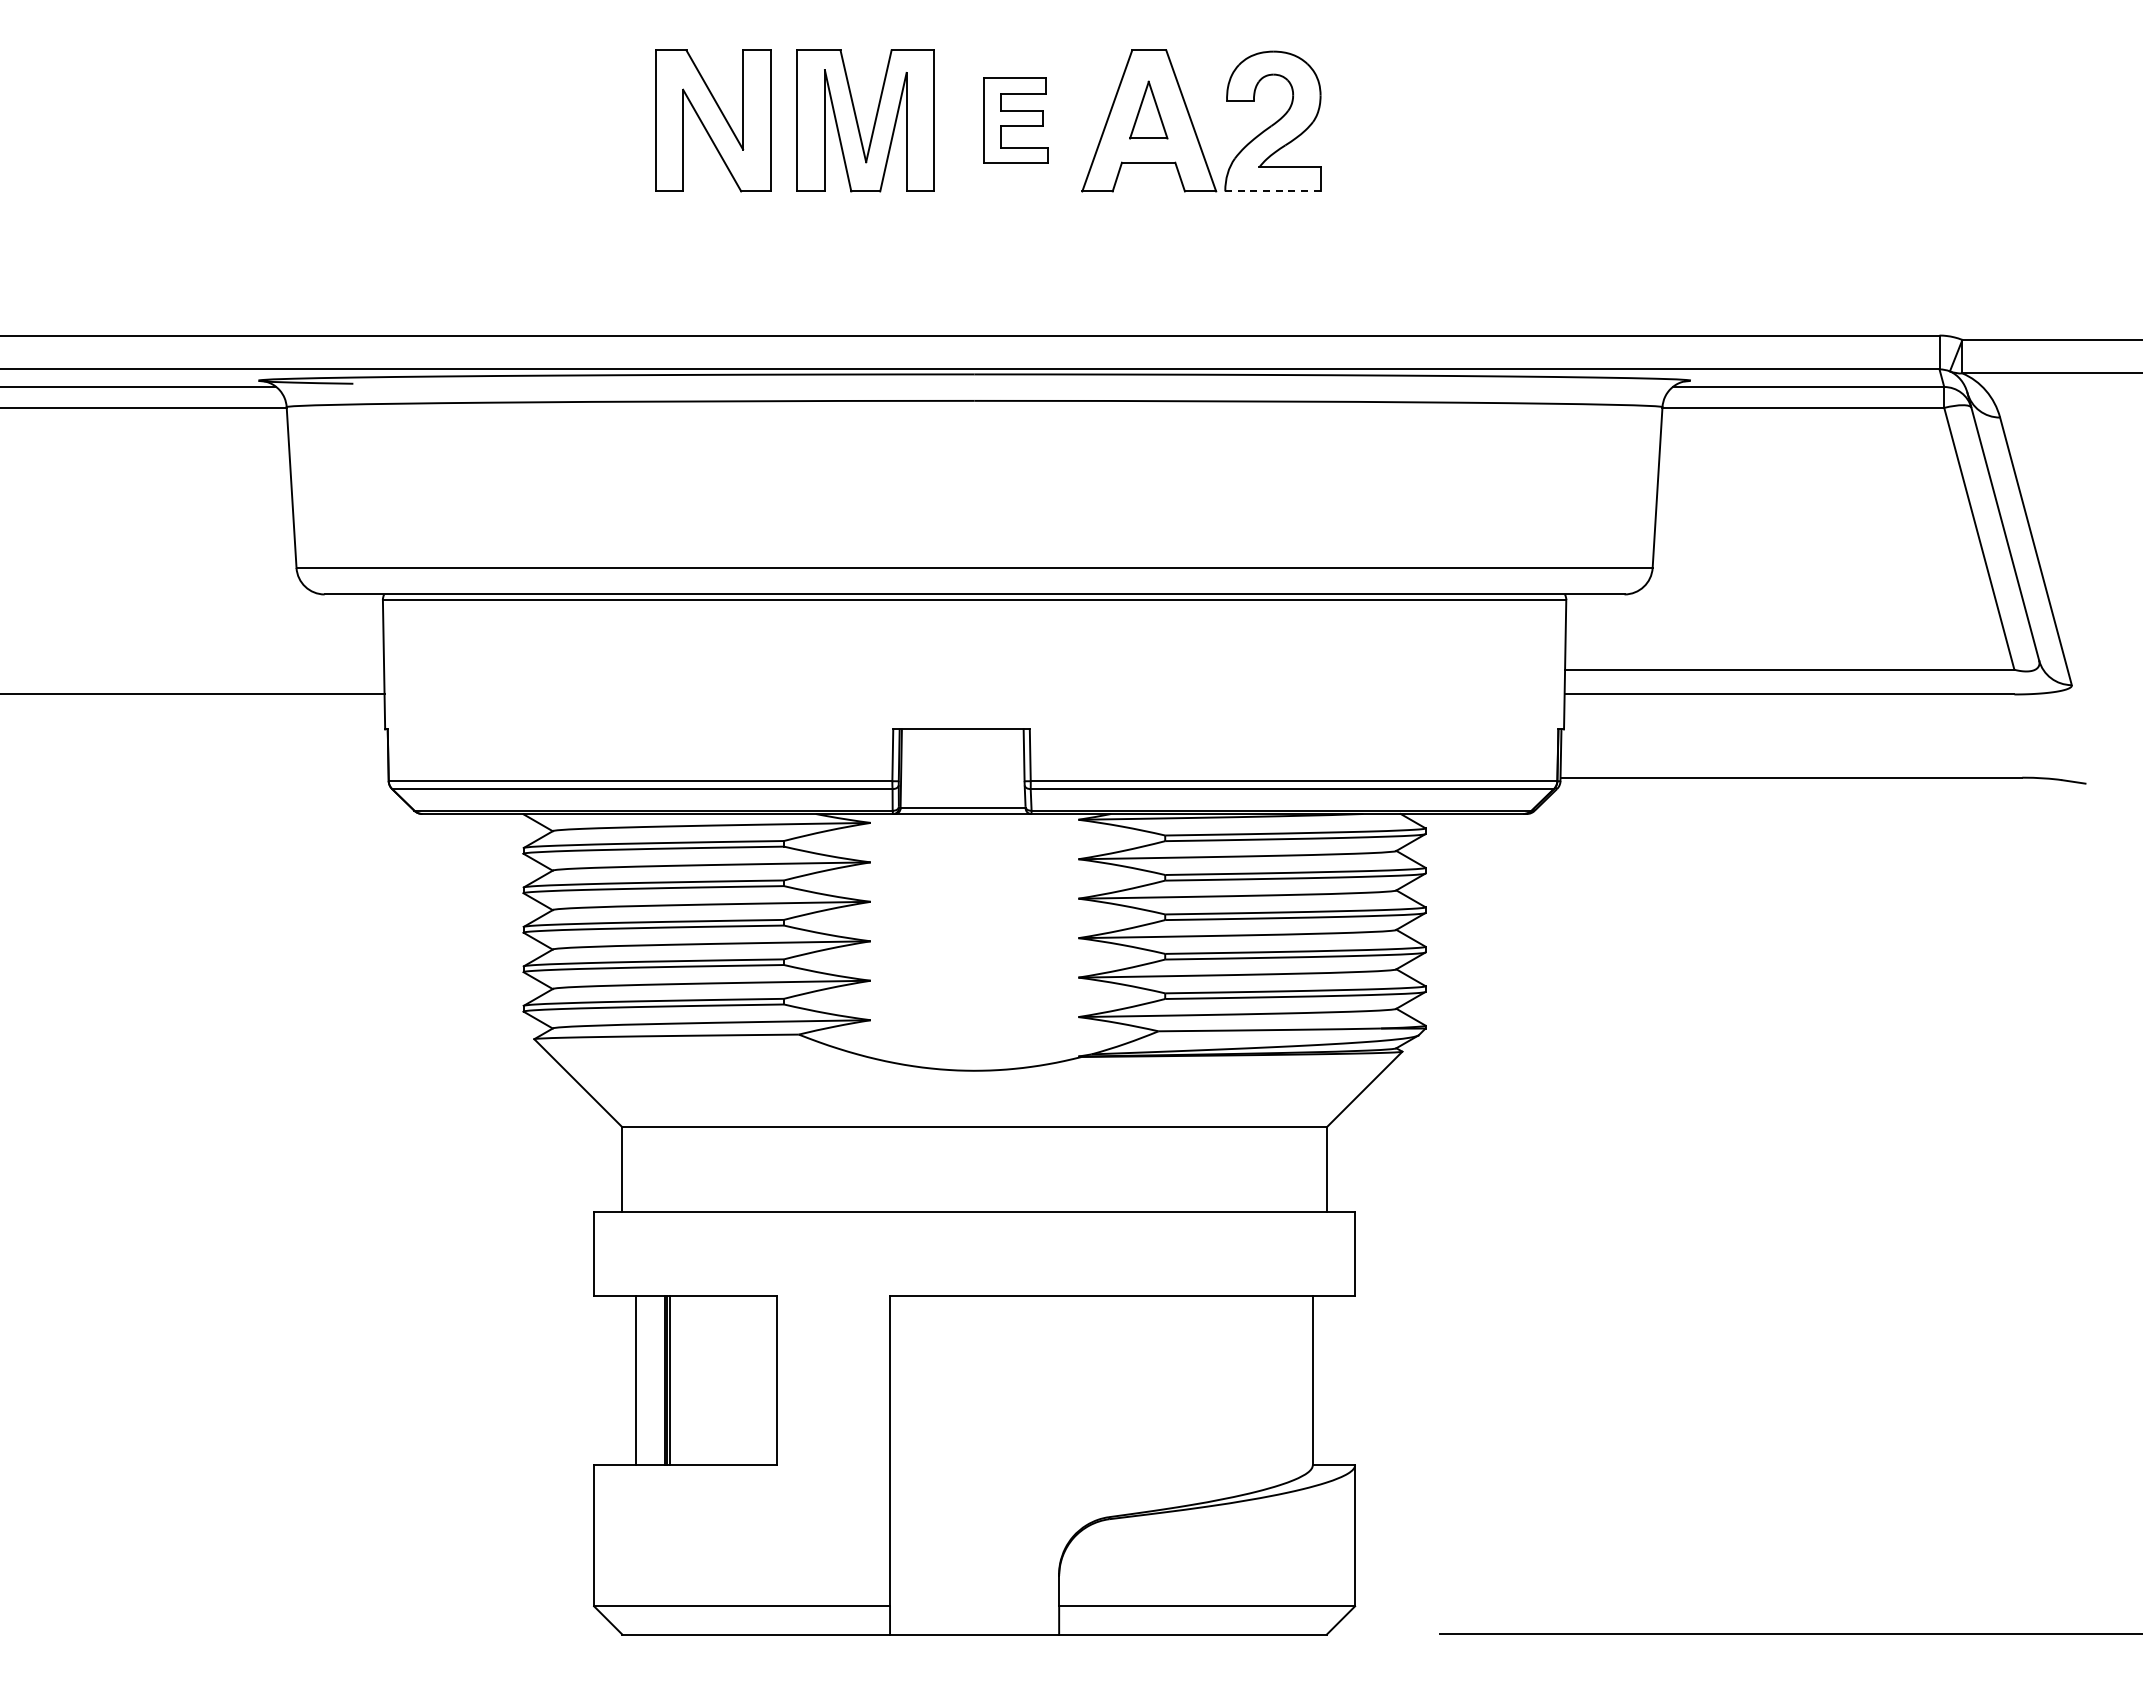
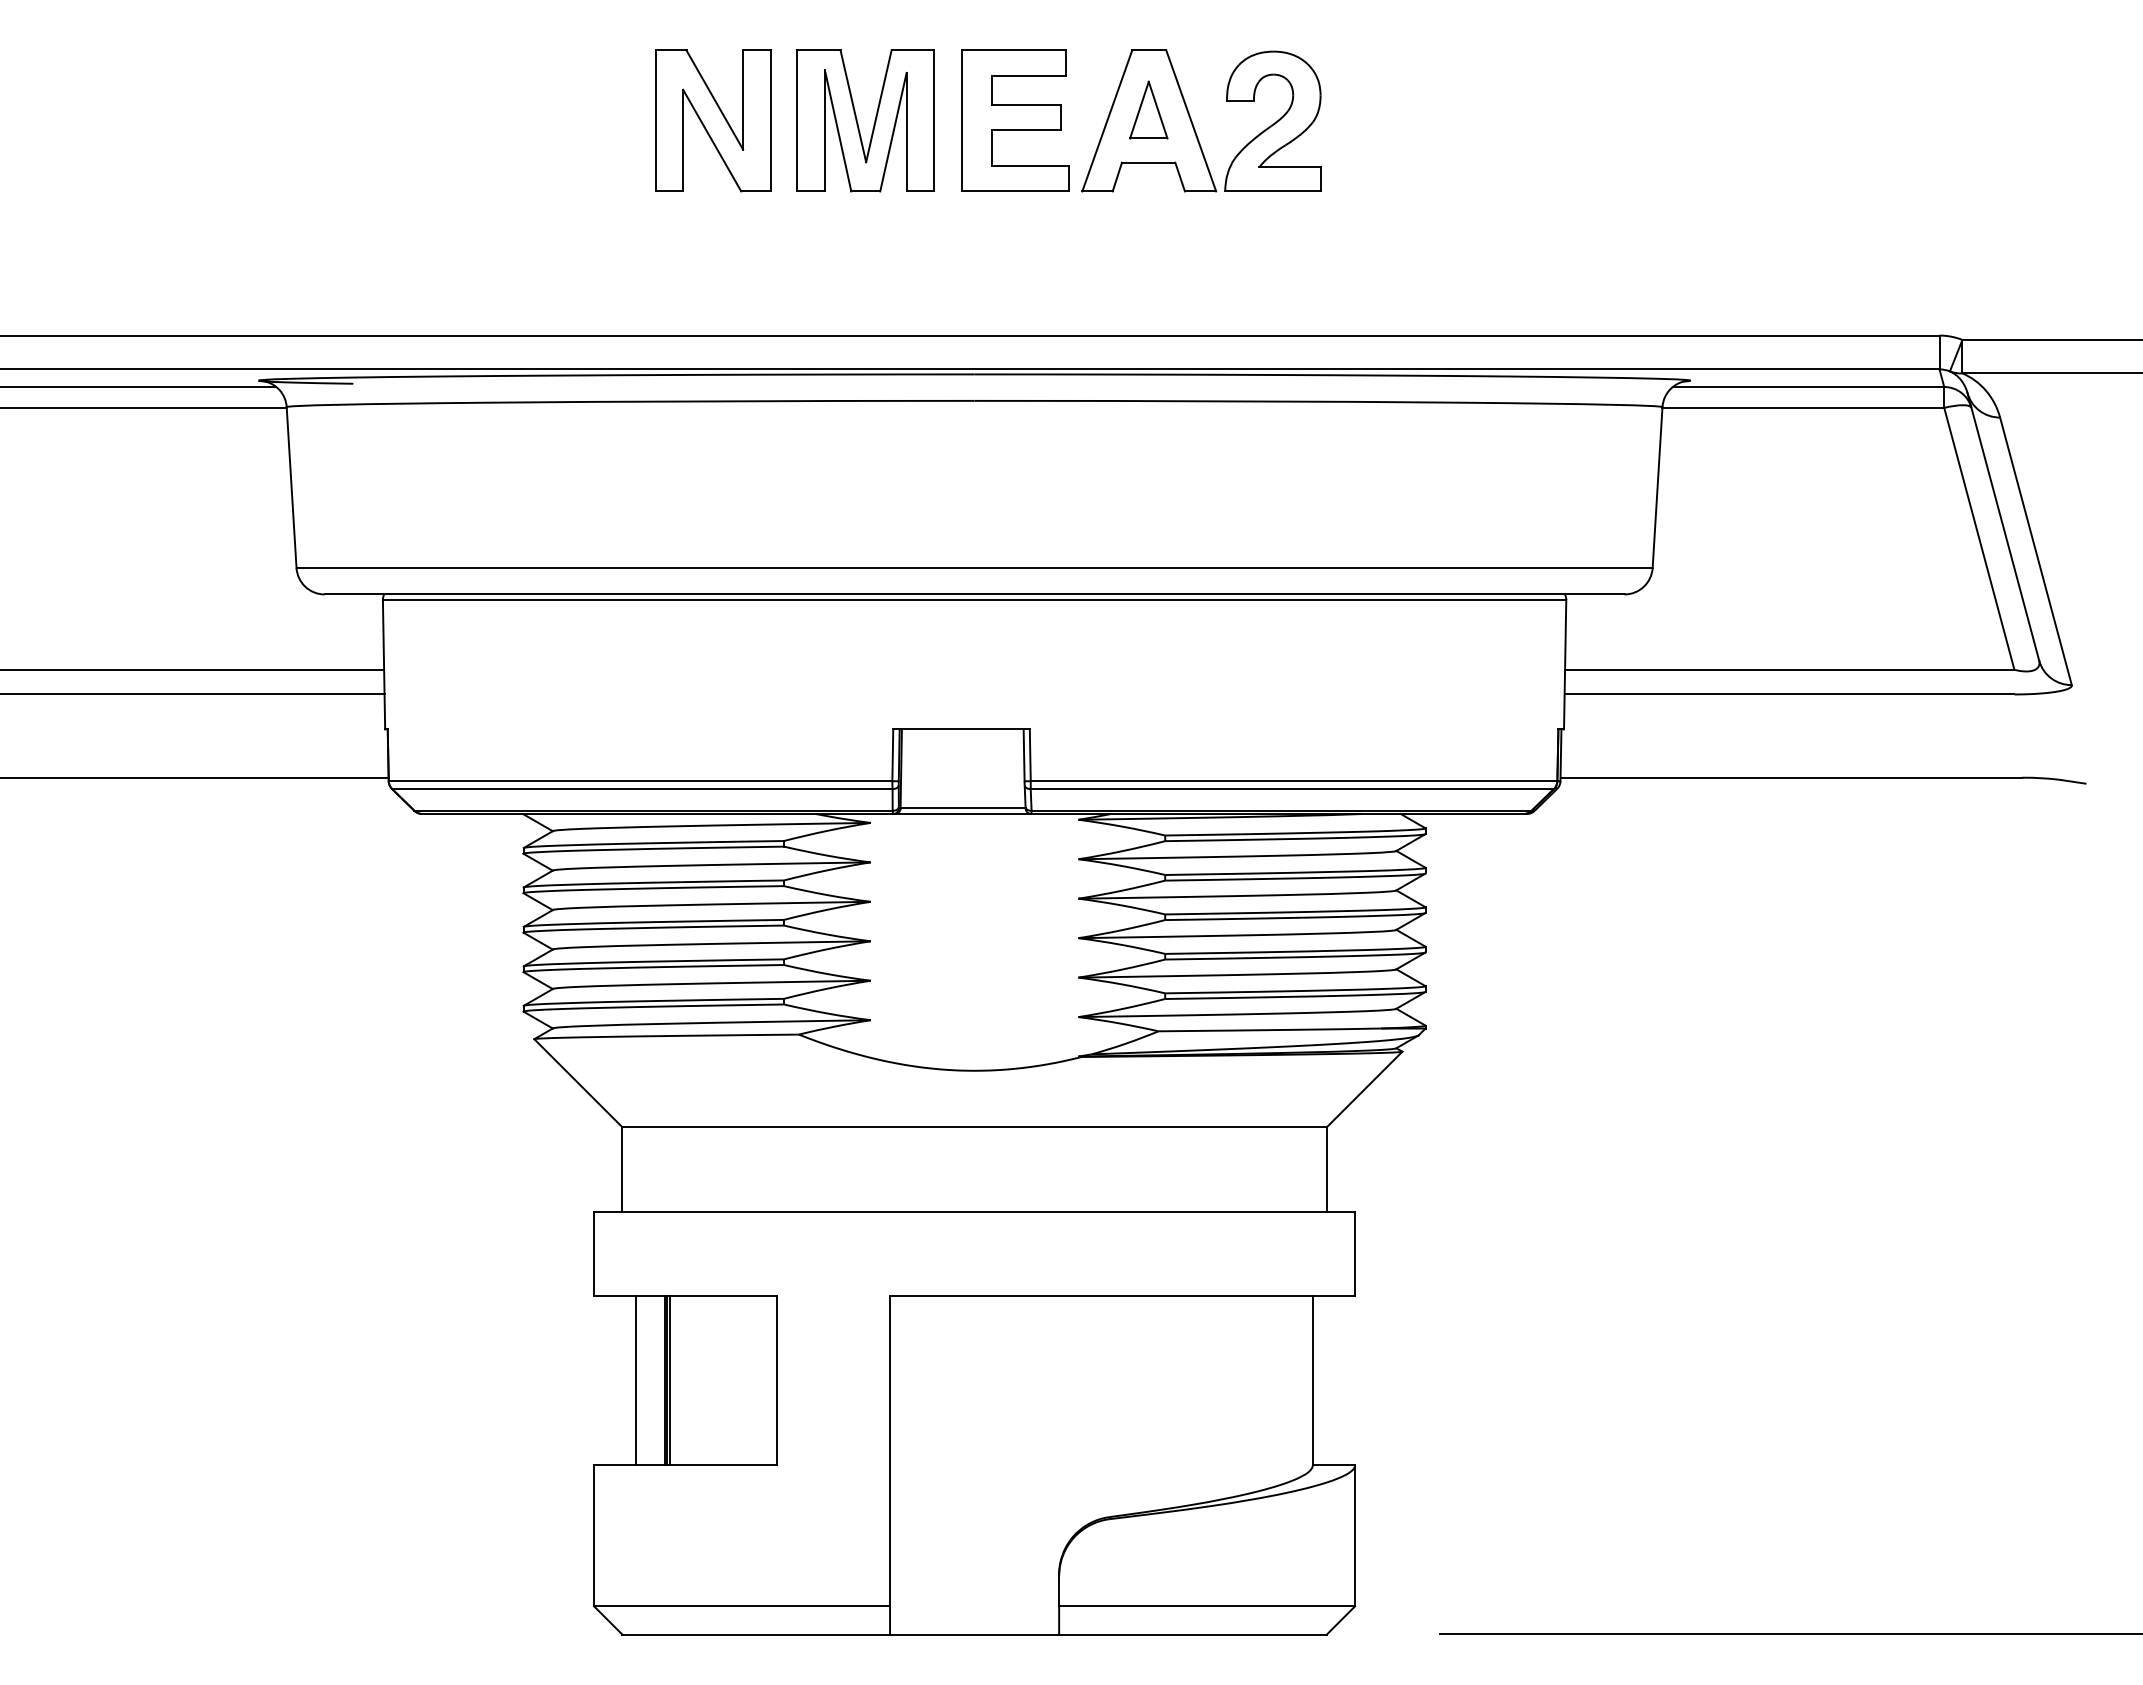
part size: 66x87 px -> 109x143 px (1015, 120)
line: dashed -> solid (1272, 191)
line: none -> present (193, 669)
line: none -> present (195, 777)
